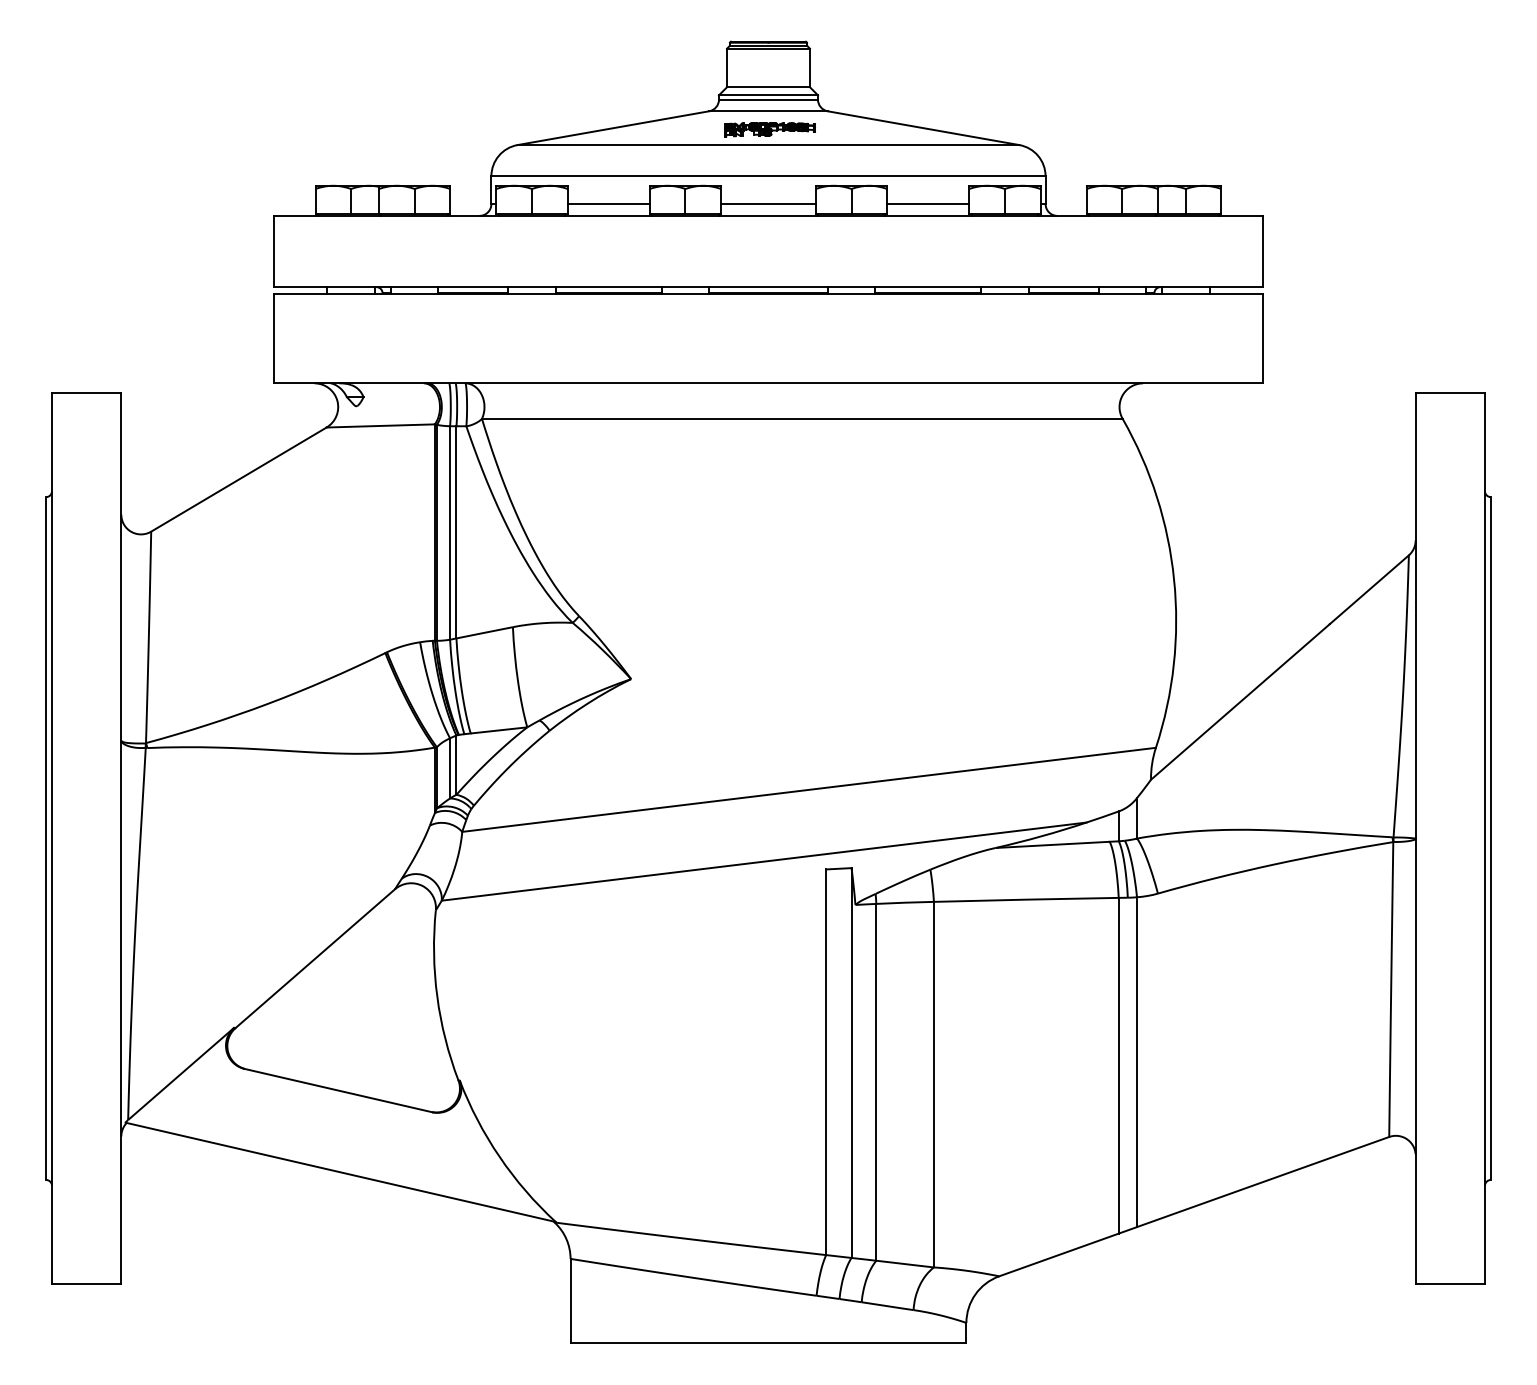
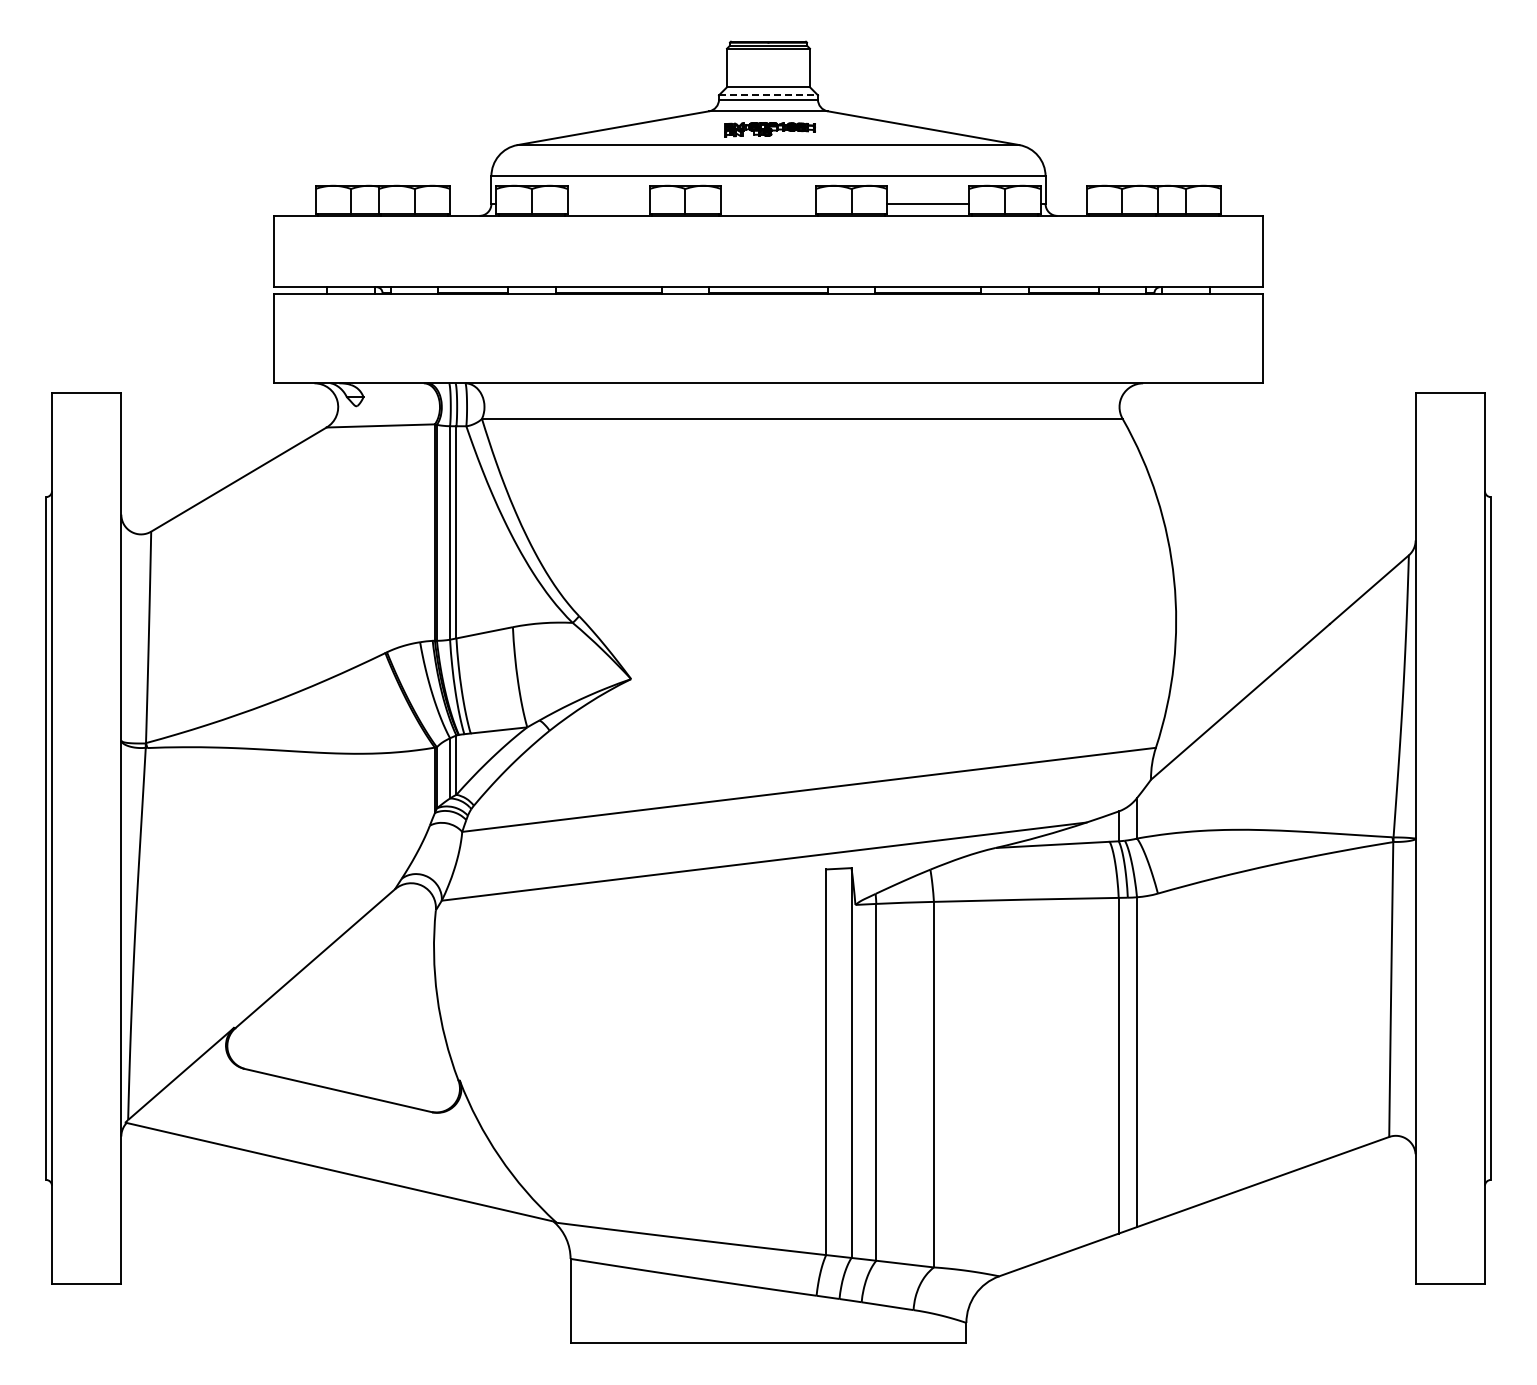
line: solid -> dashed (768, 95)
line: present -> none (608, 204)
line: present -> none (768, 204)
